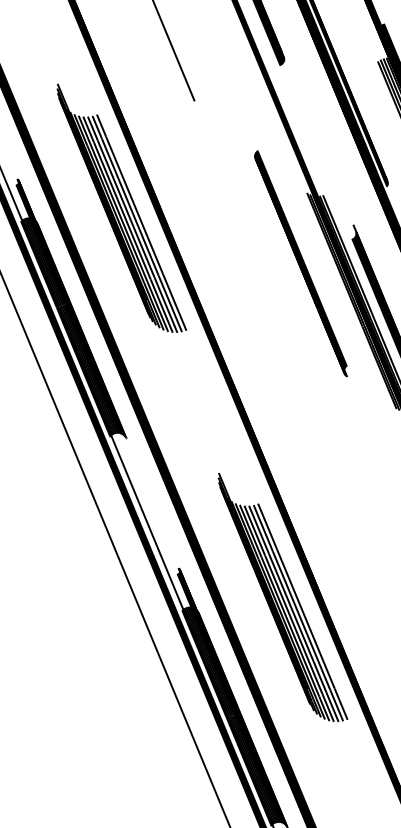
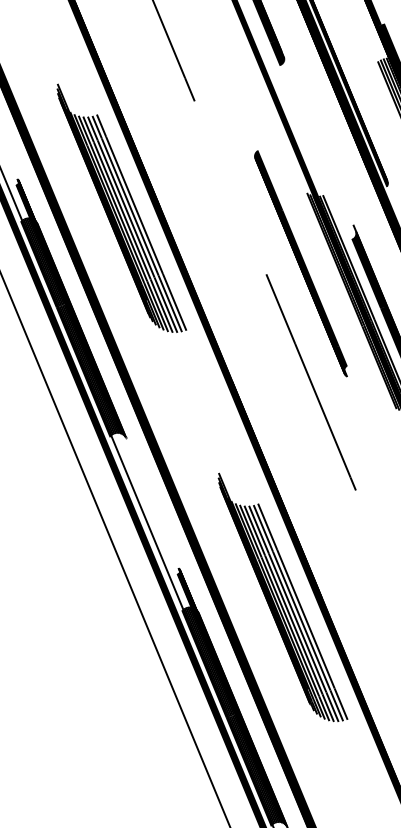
line: none -> present (310, 382)
